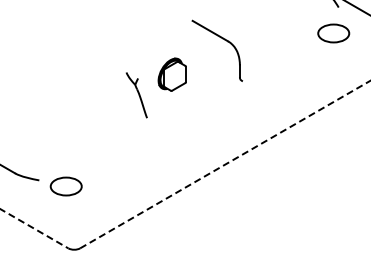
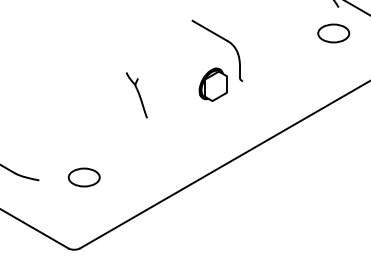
part position: (171, 74) -> (212, 84) (212, 84)
line: dashed -> solid (225, 164)
part position: (65, 186) -> (83, 177) (83, 177)
line: dashed -> solid (34, 228)
